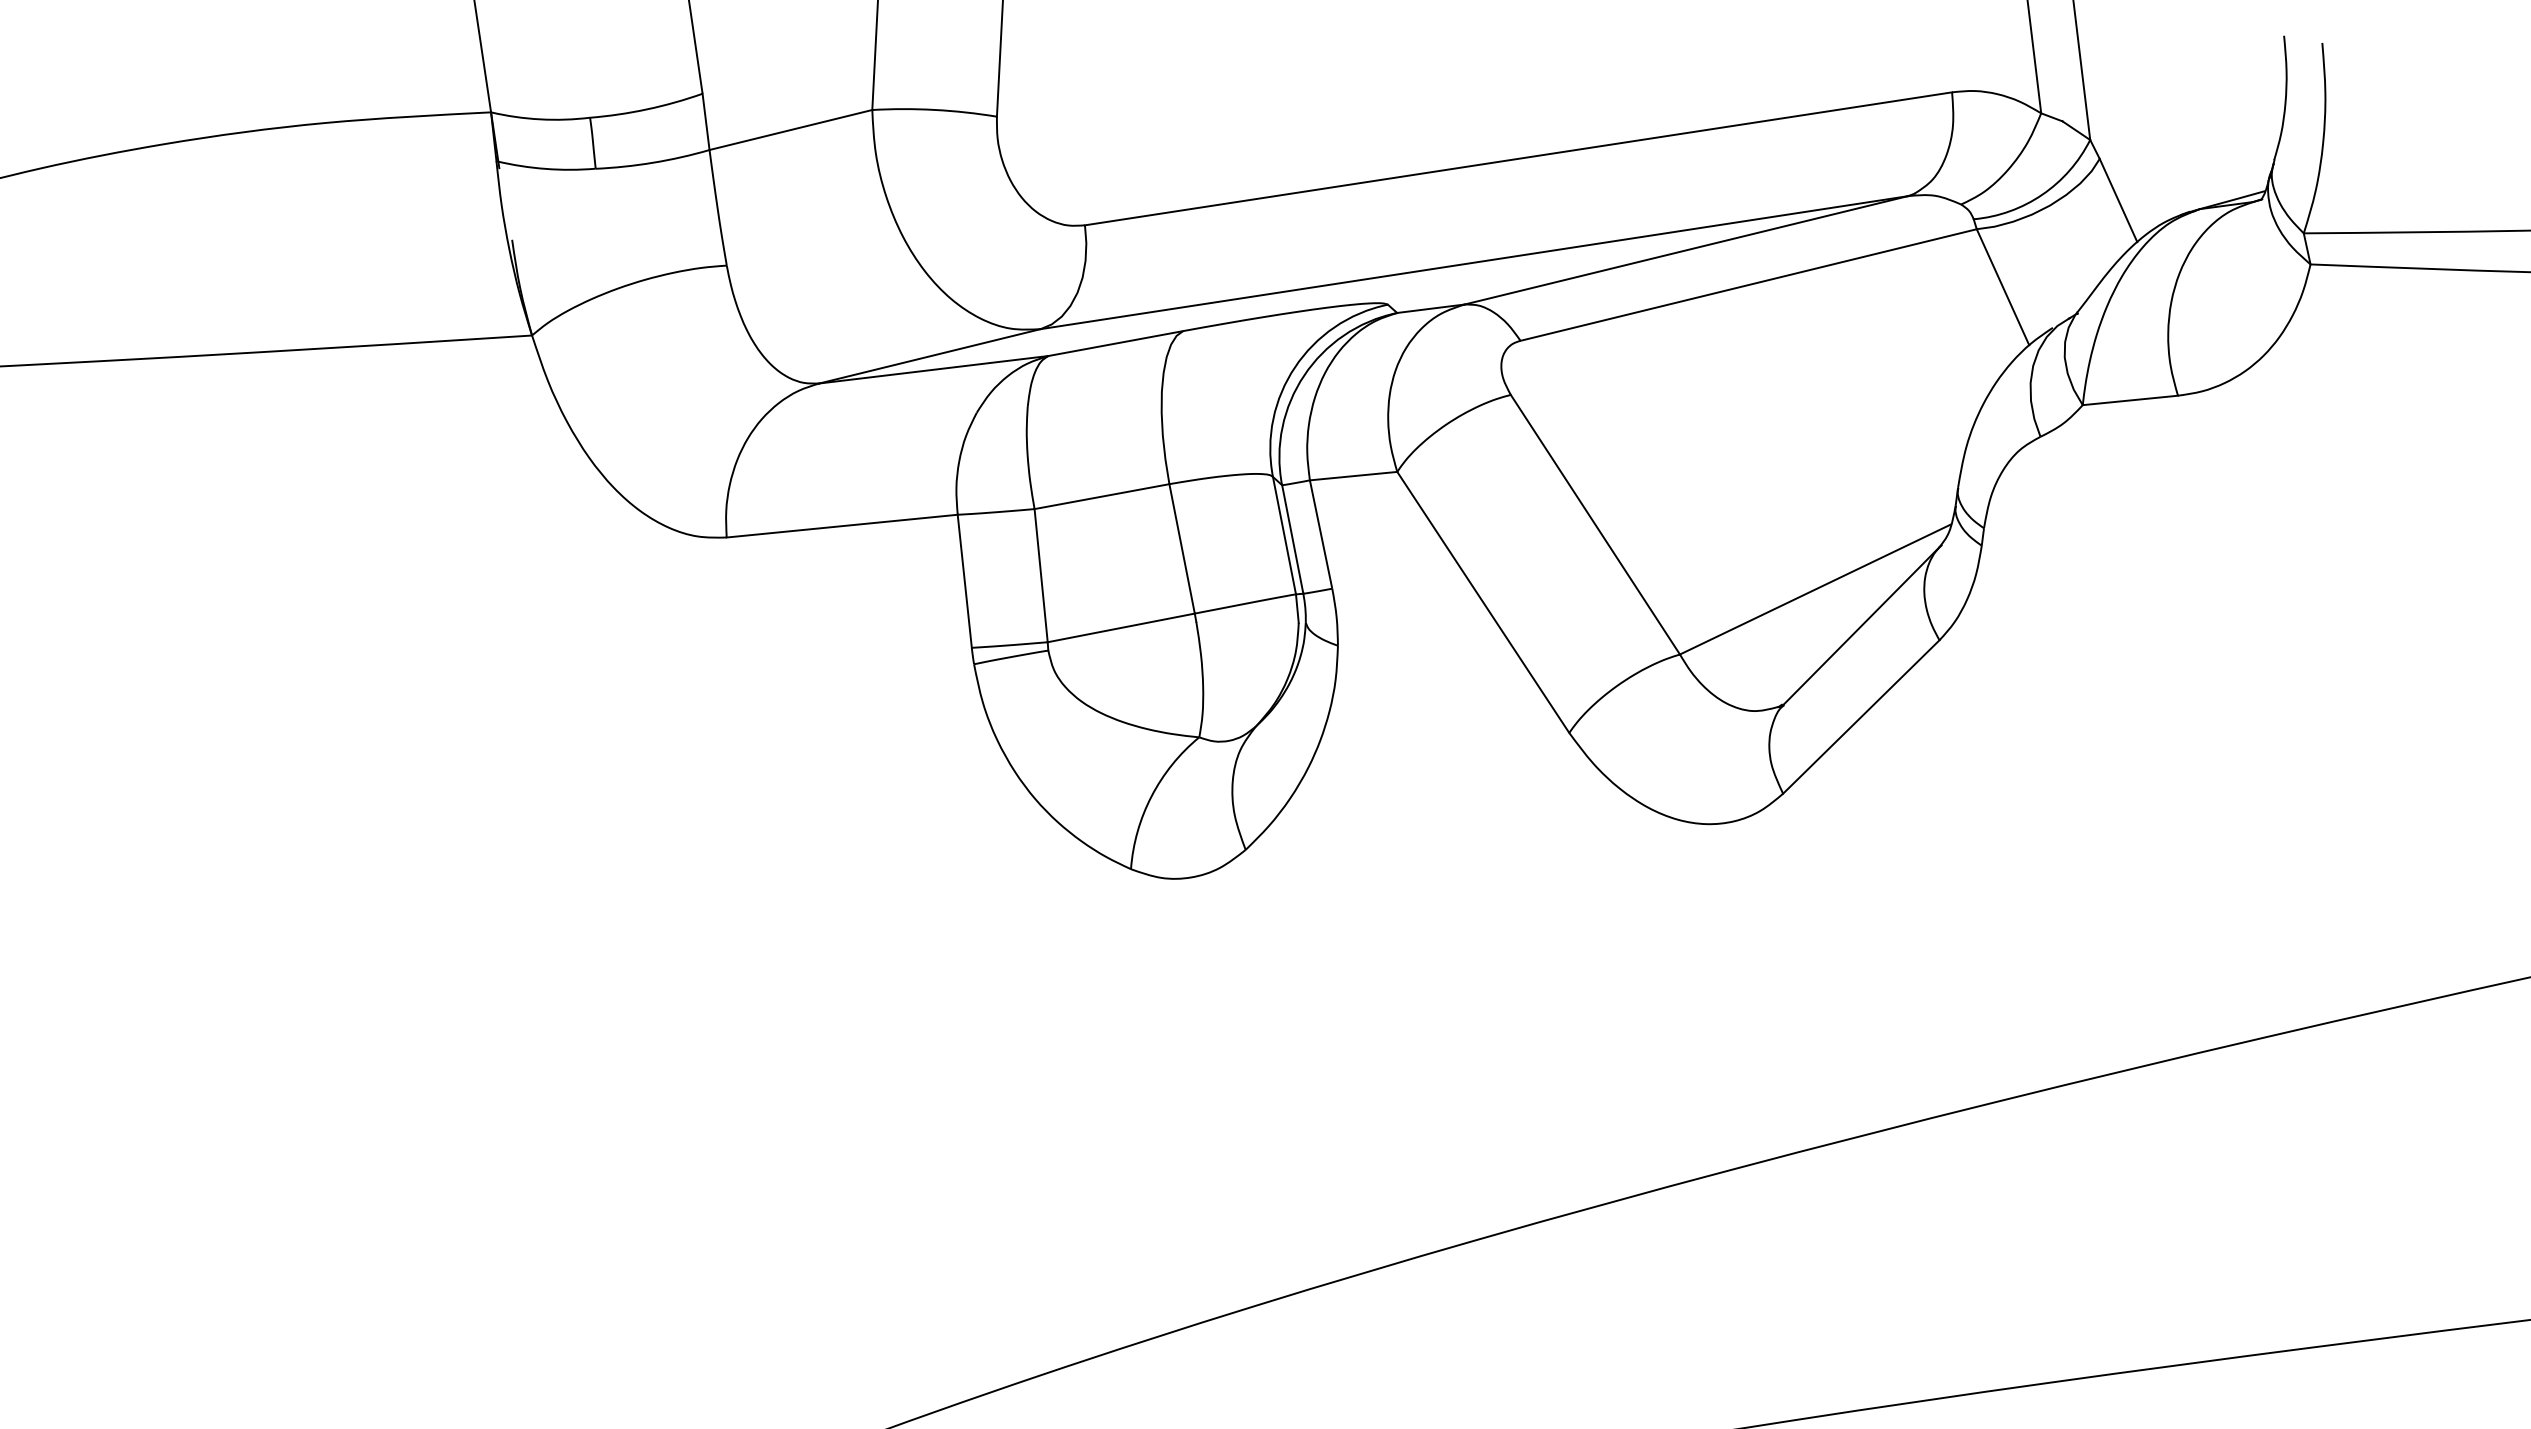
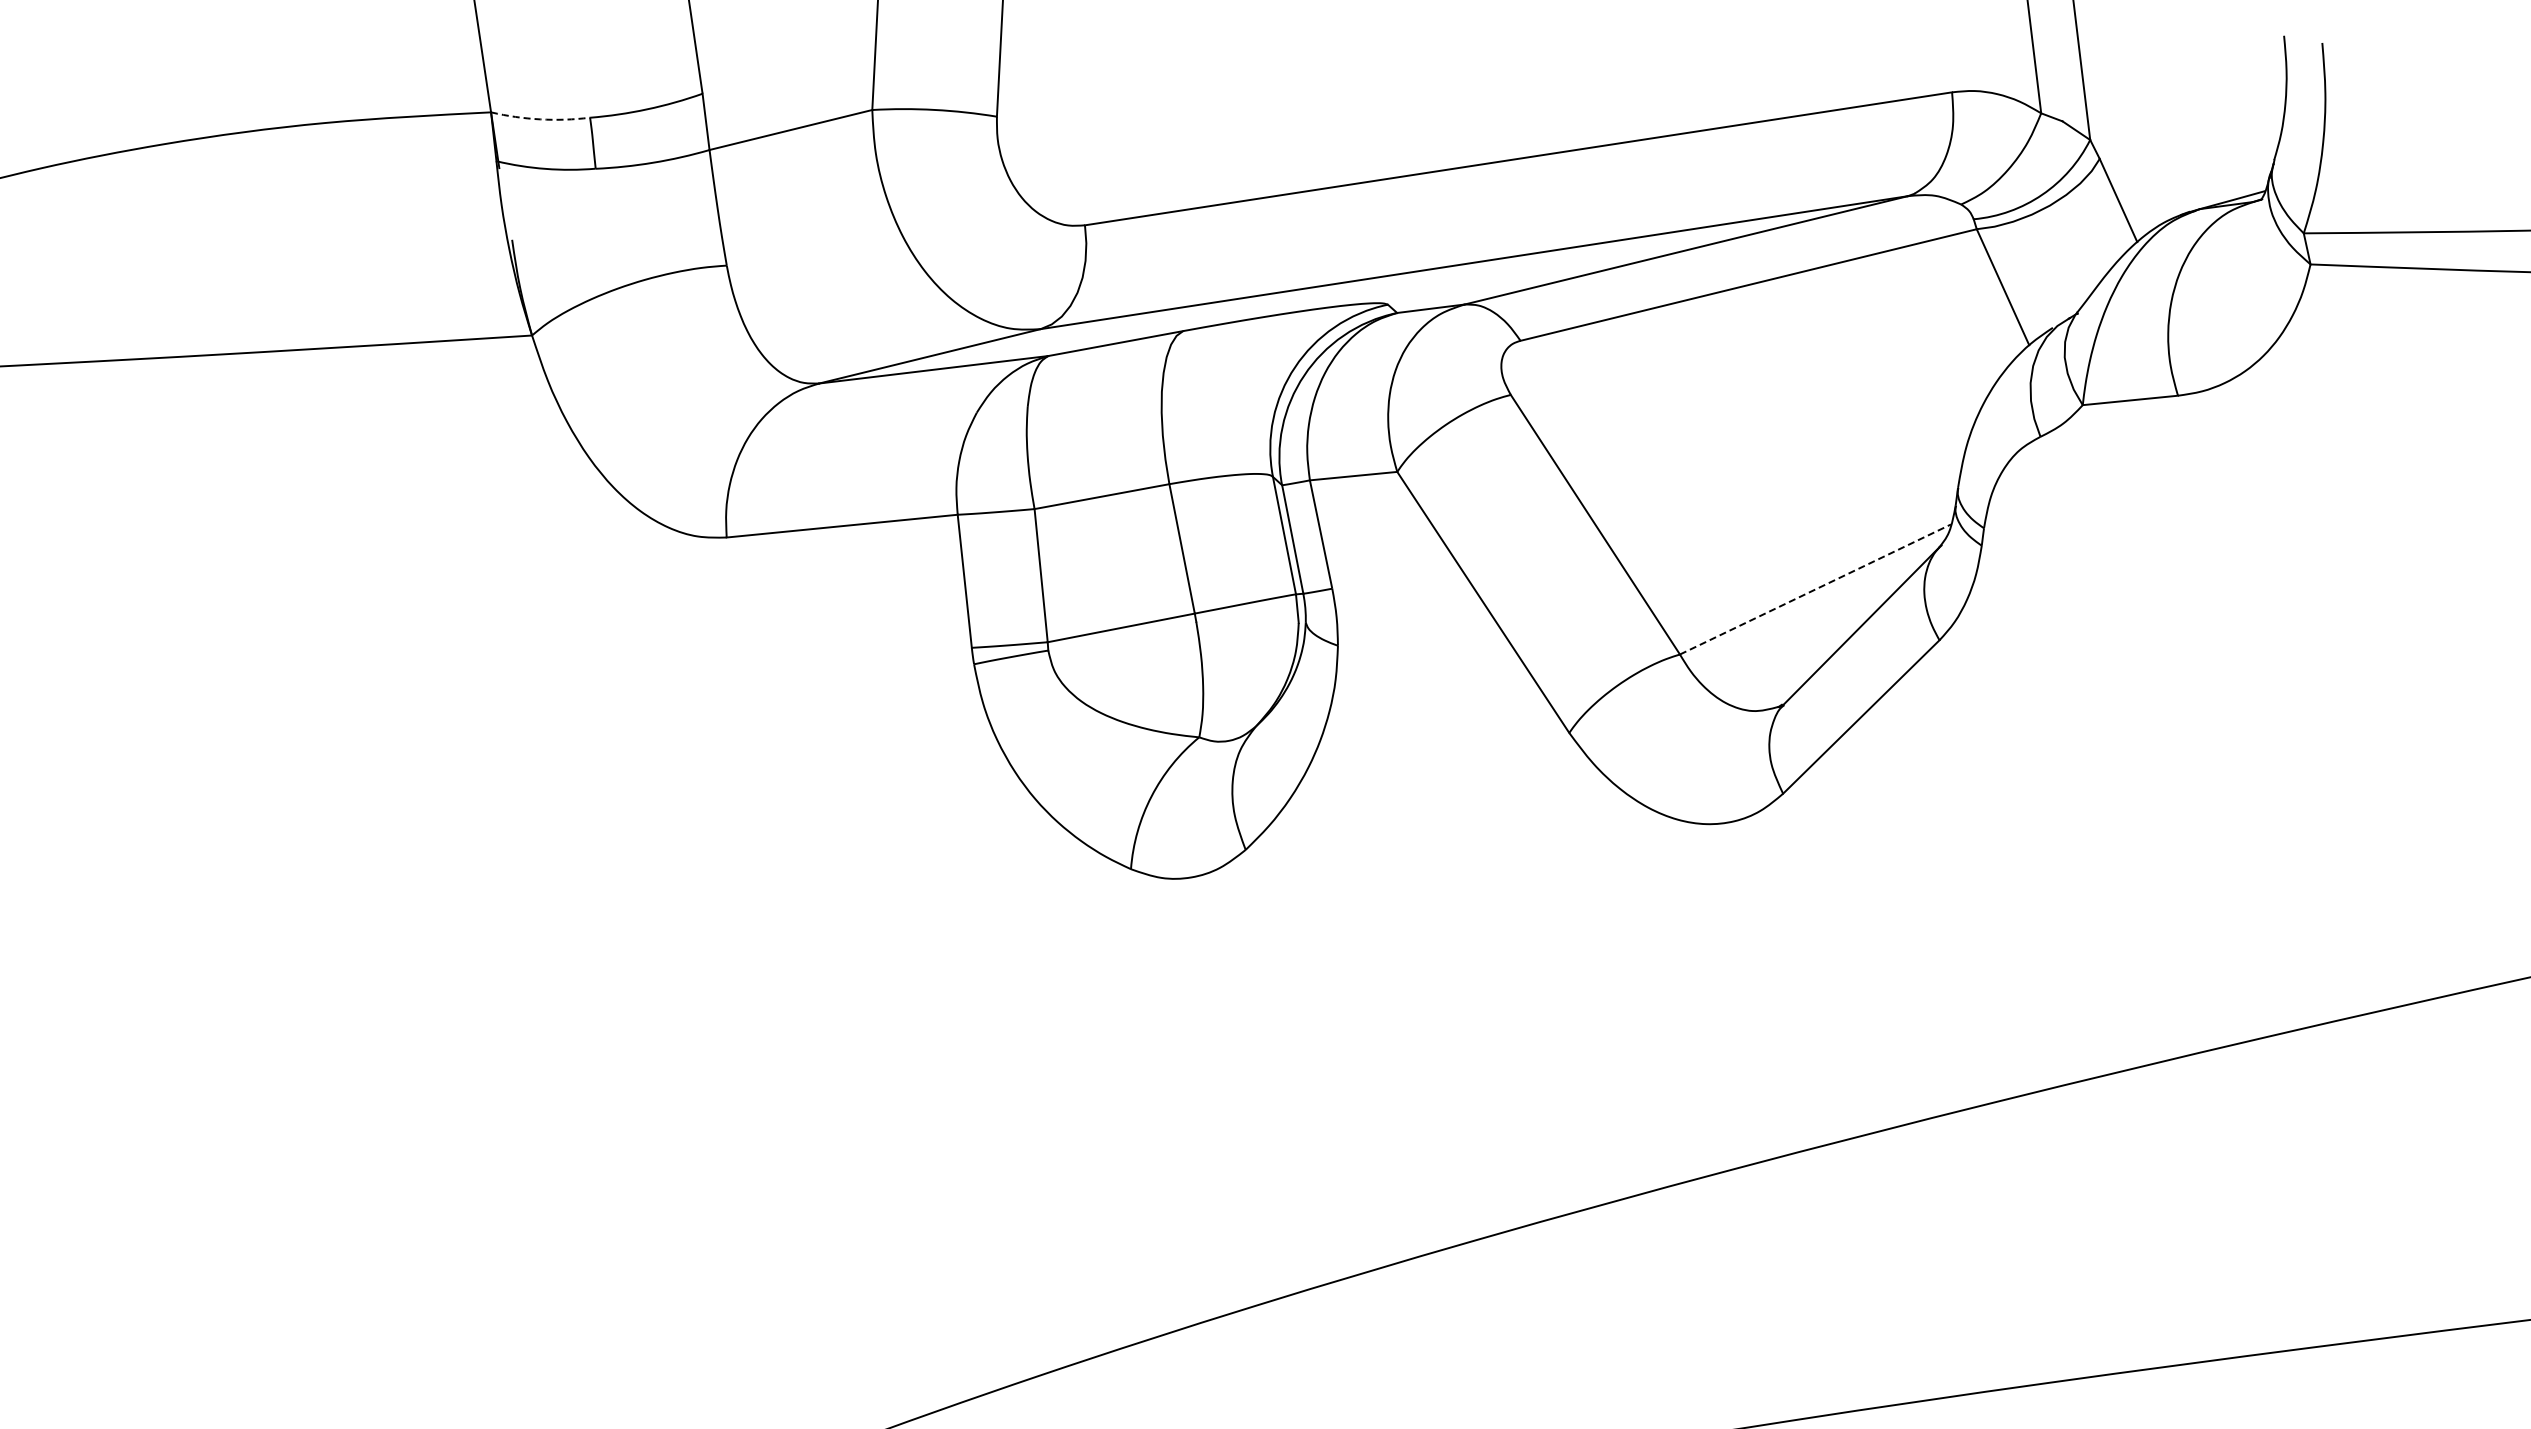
arc: solid -> dashed (540, 119)
line: solid -> dashed (1815, 589)
